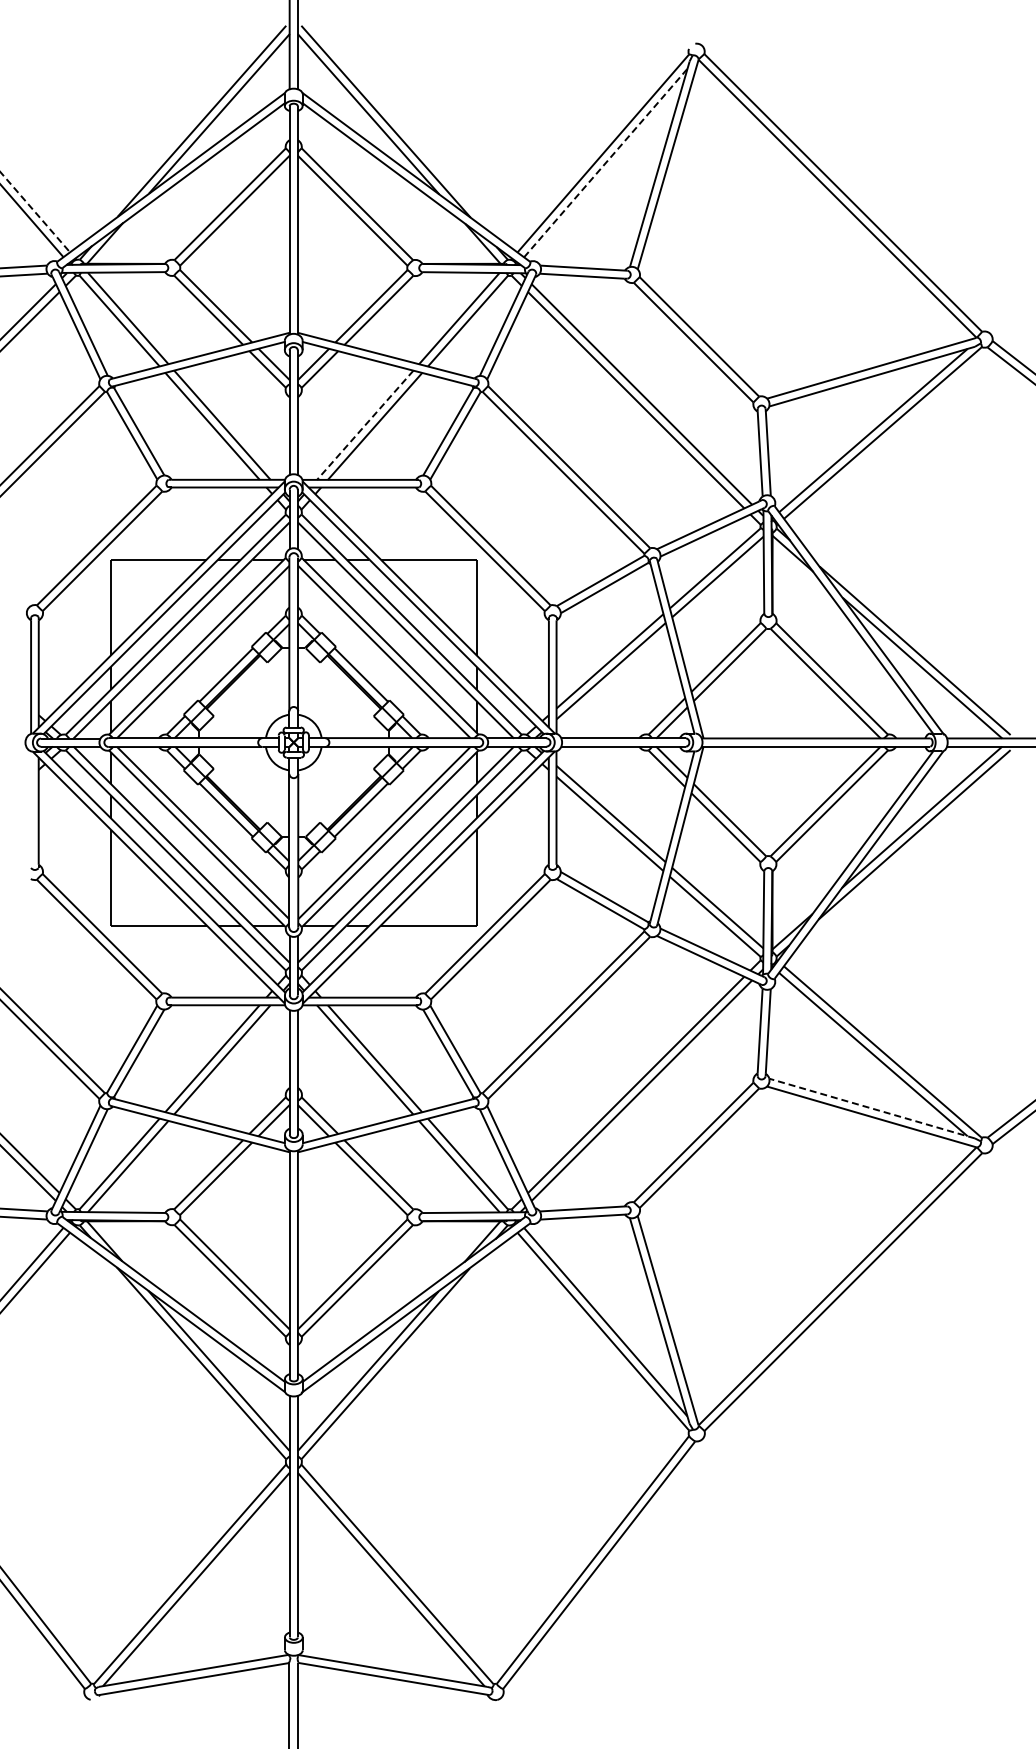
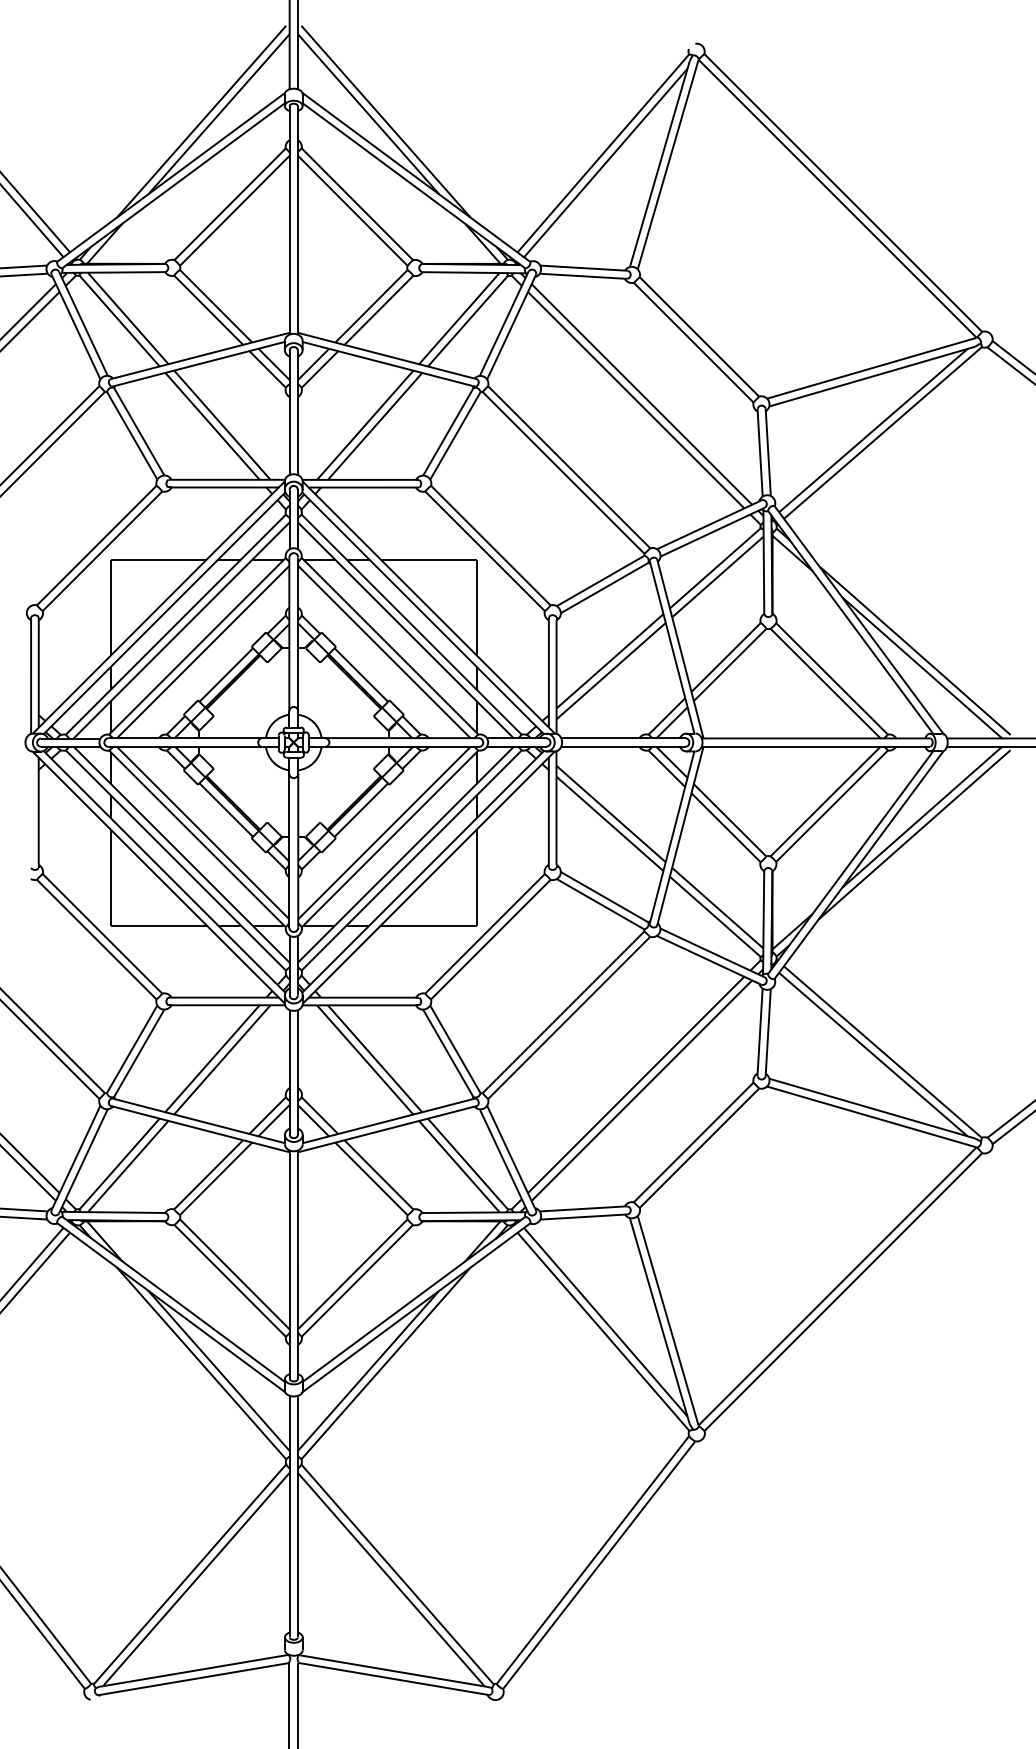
line: dashed -> solid (605, 163)
line: dashed -> solid (35, 212)
line: dashed -> solid (365, 425)
line: dashed -> solid (871, 1108)
